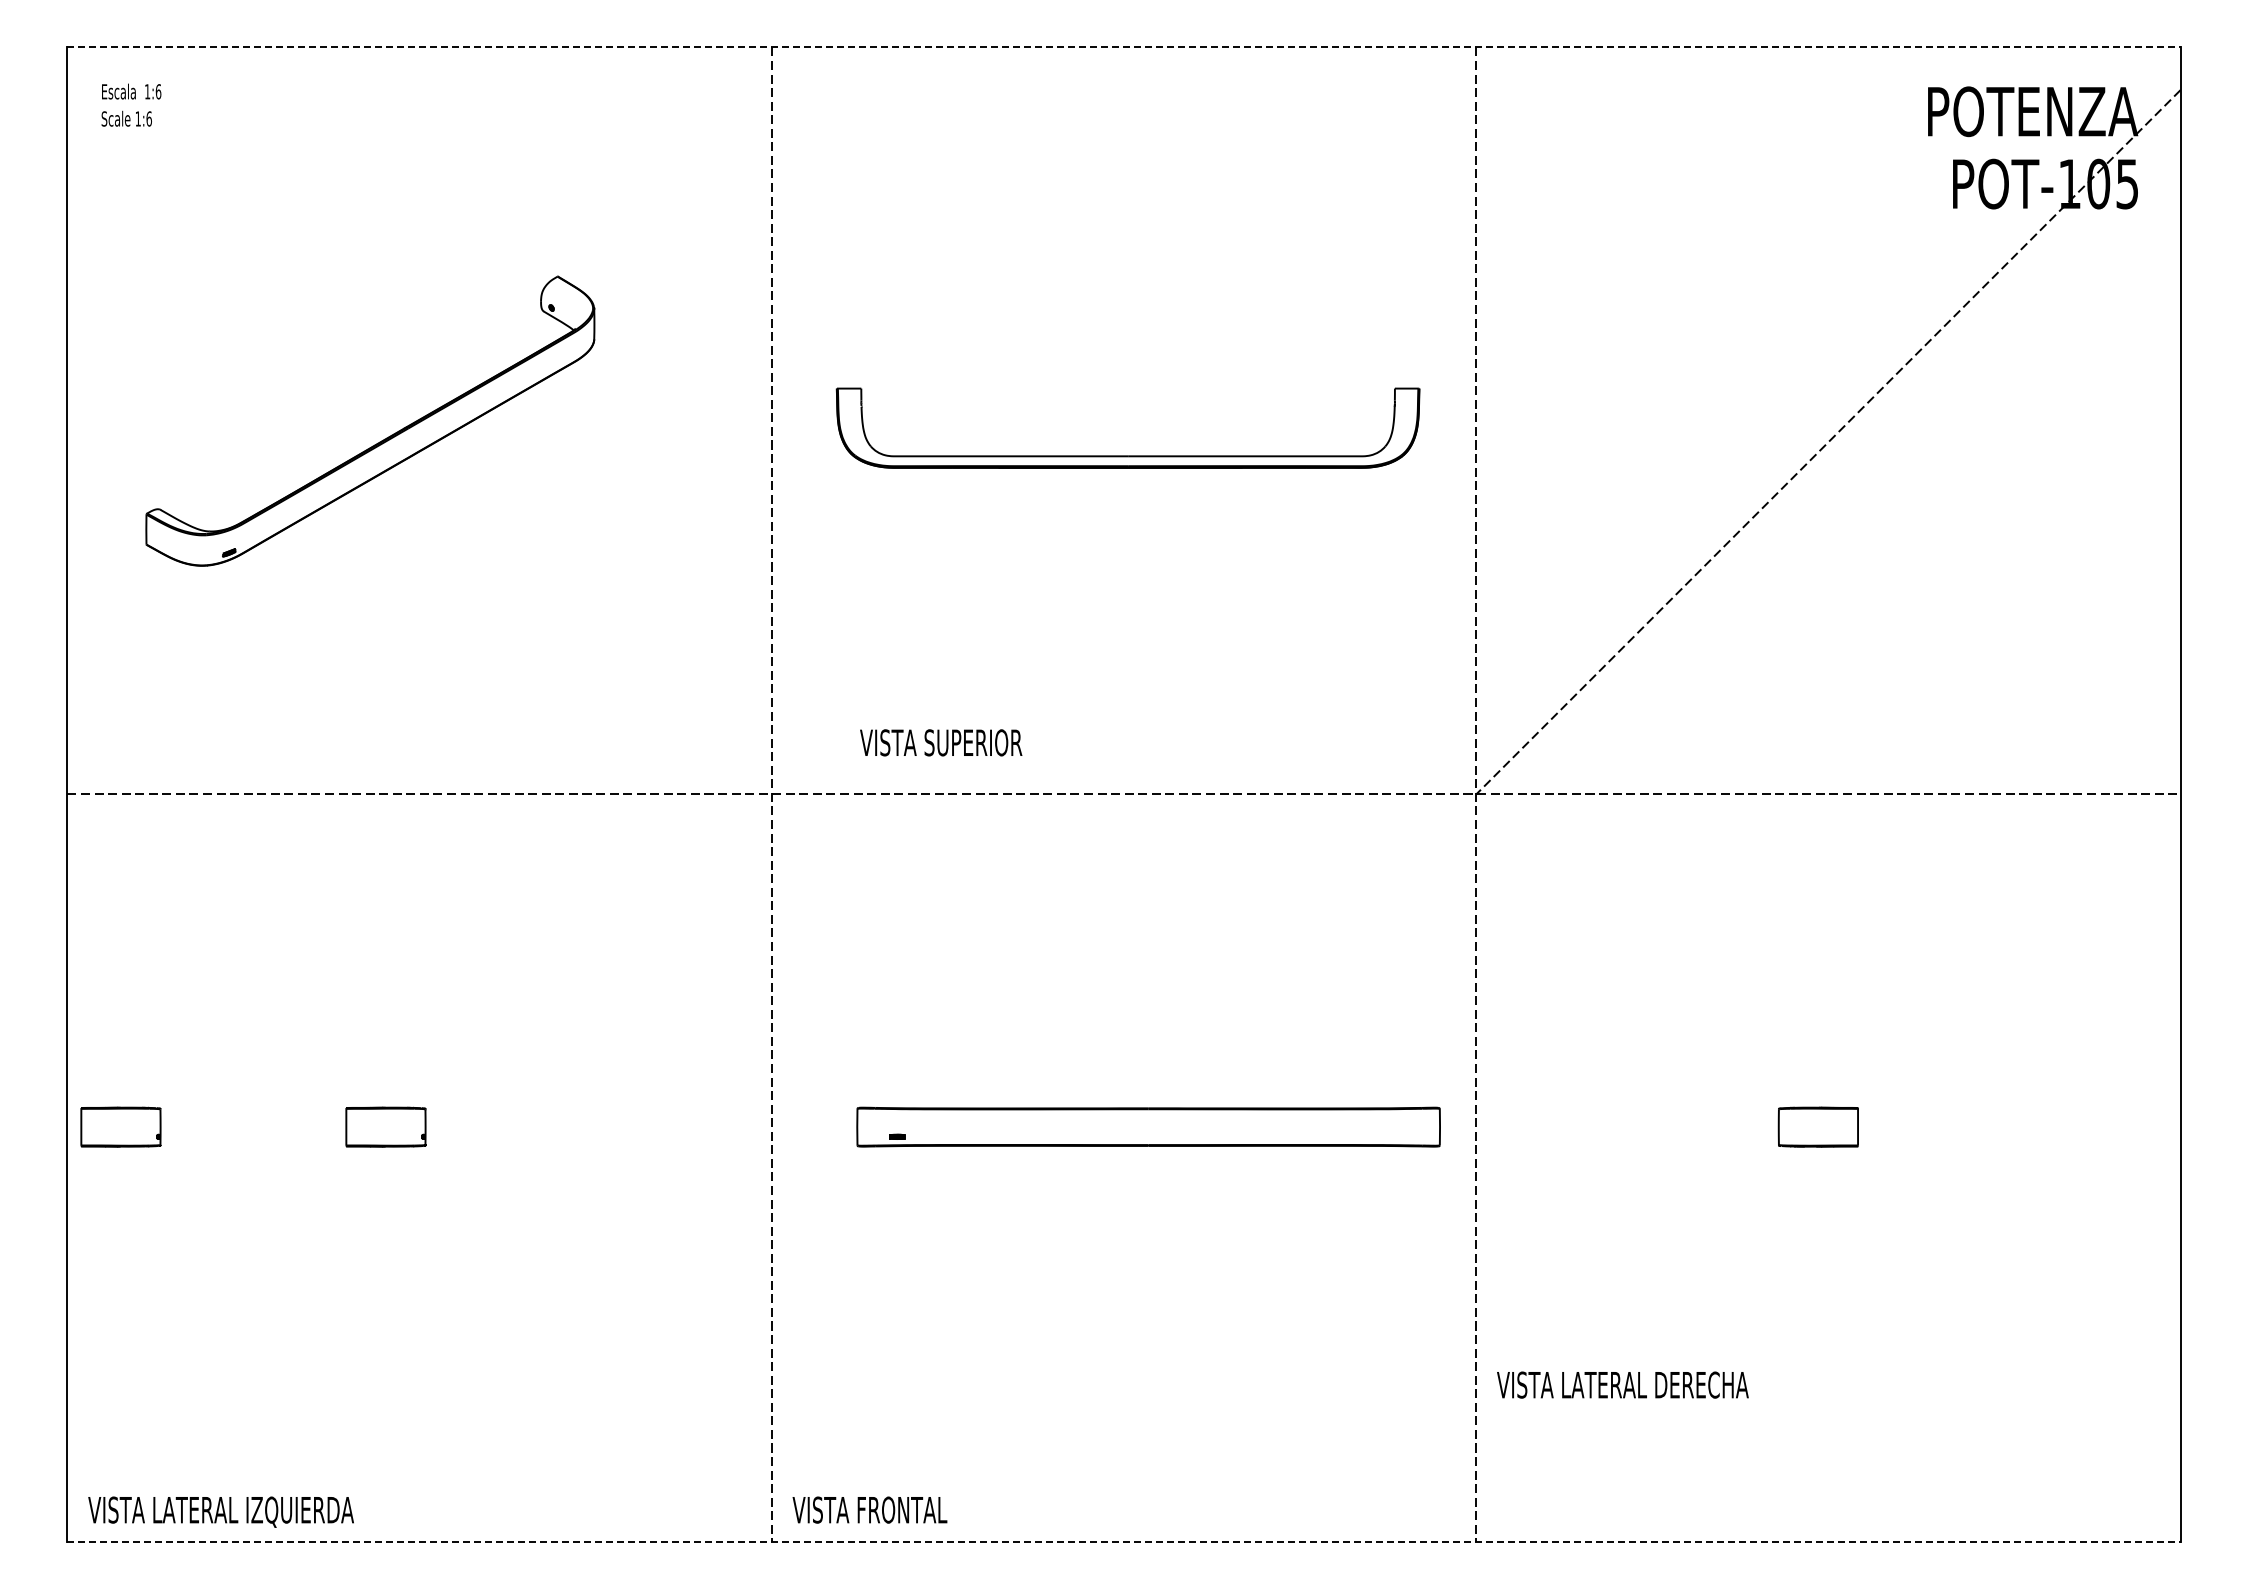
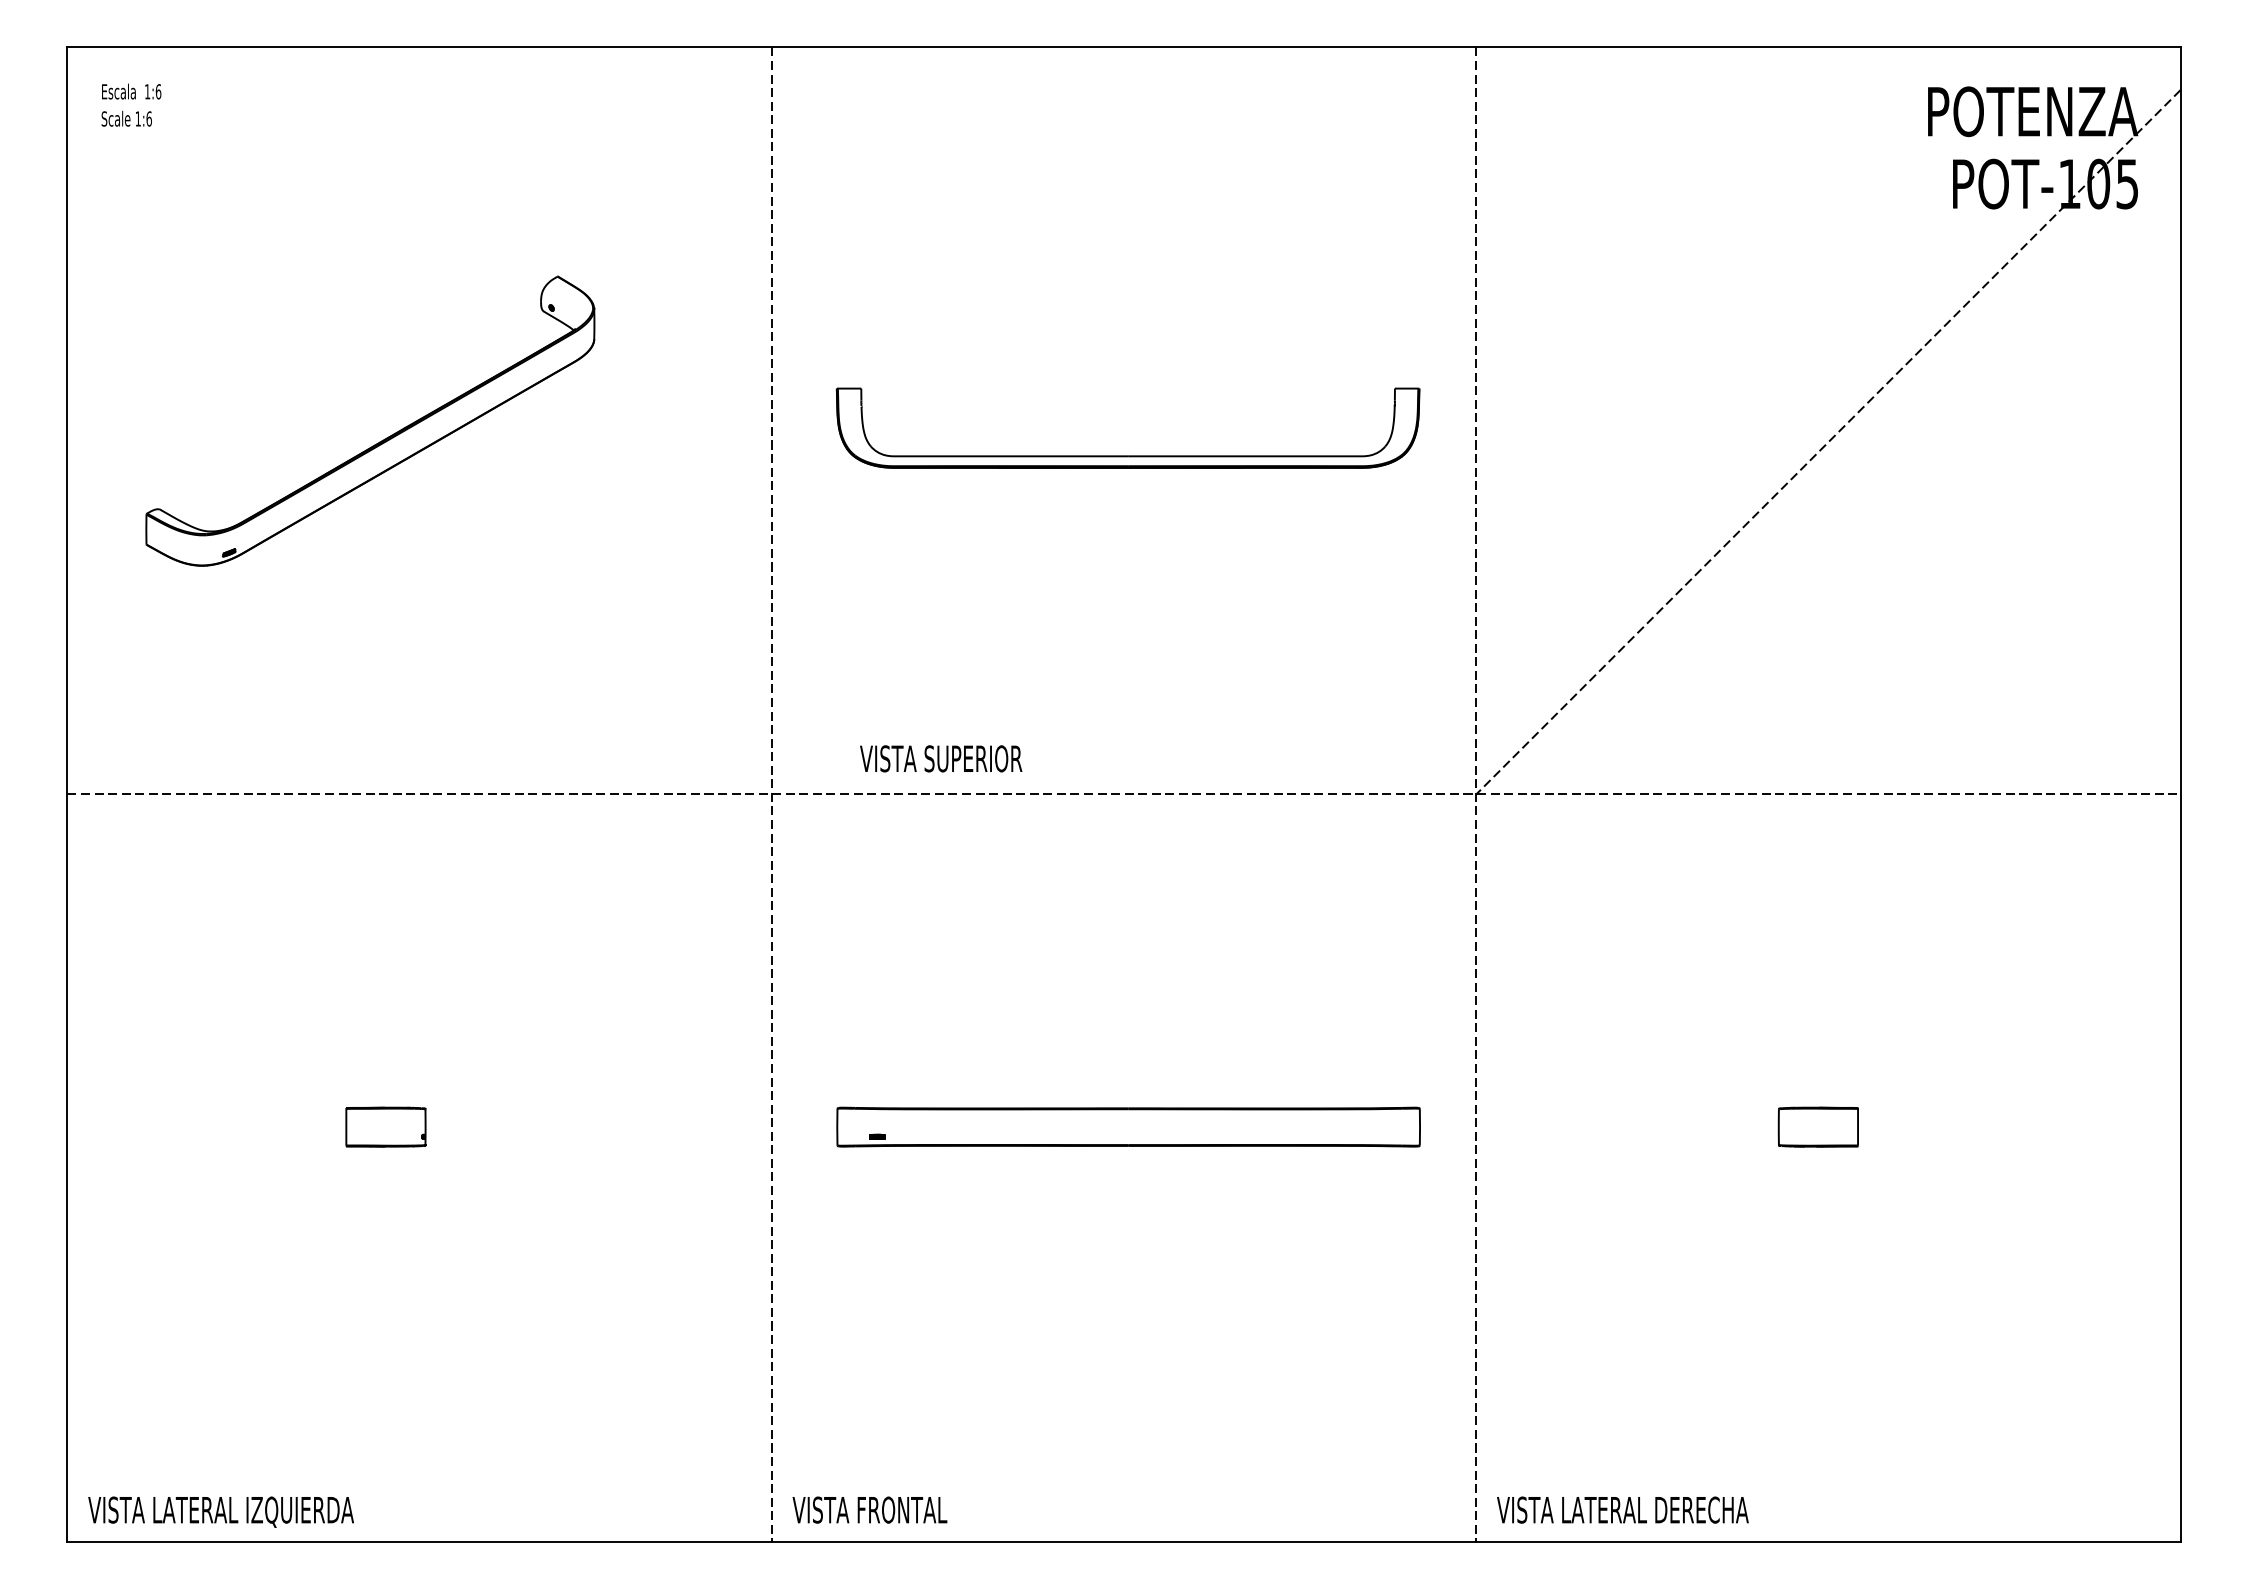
line: dashed -> solid (1123, 47)
text position: (941, 742) -> (941, 758) (941, 758)
part: present -> none (120, 1126)
part position: (1148, 1126) -> (1128, 1126) (1128, 1126)
text position: (1622, 1384) -> (1622, 1509) (1622, 1509)
line: dashed -> solid (1123, 1541)
